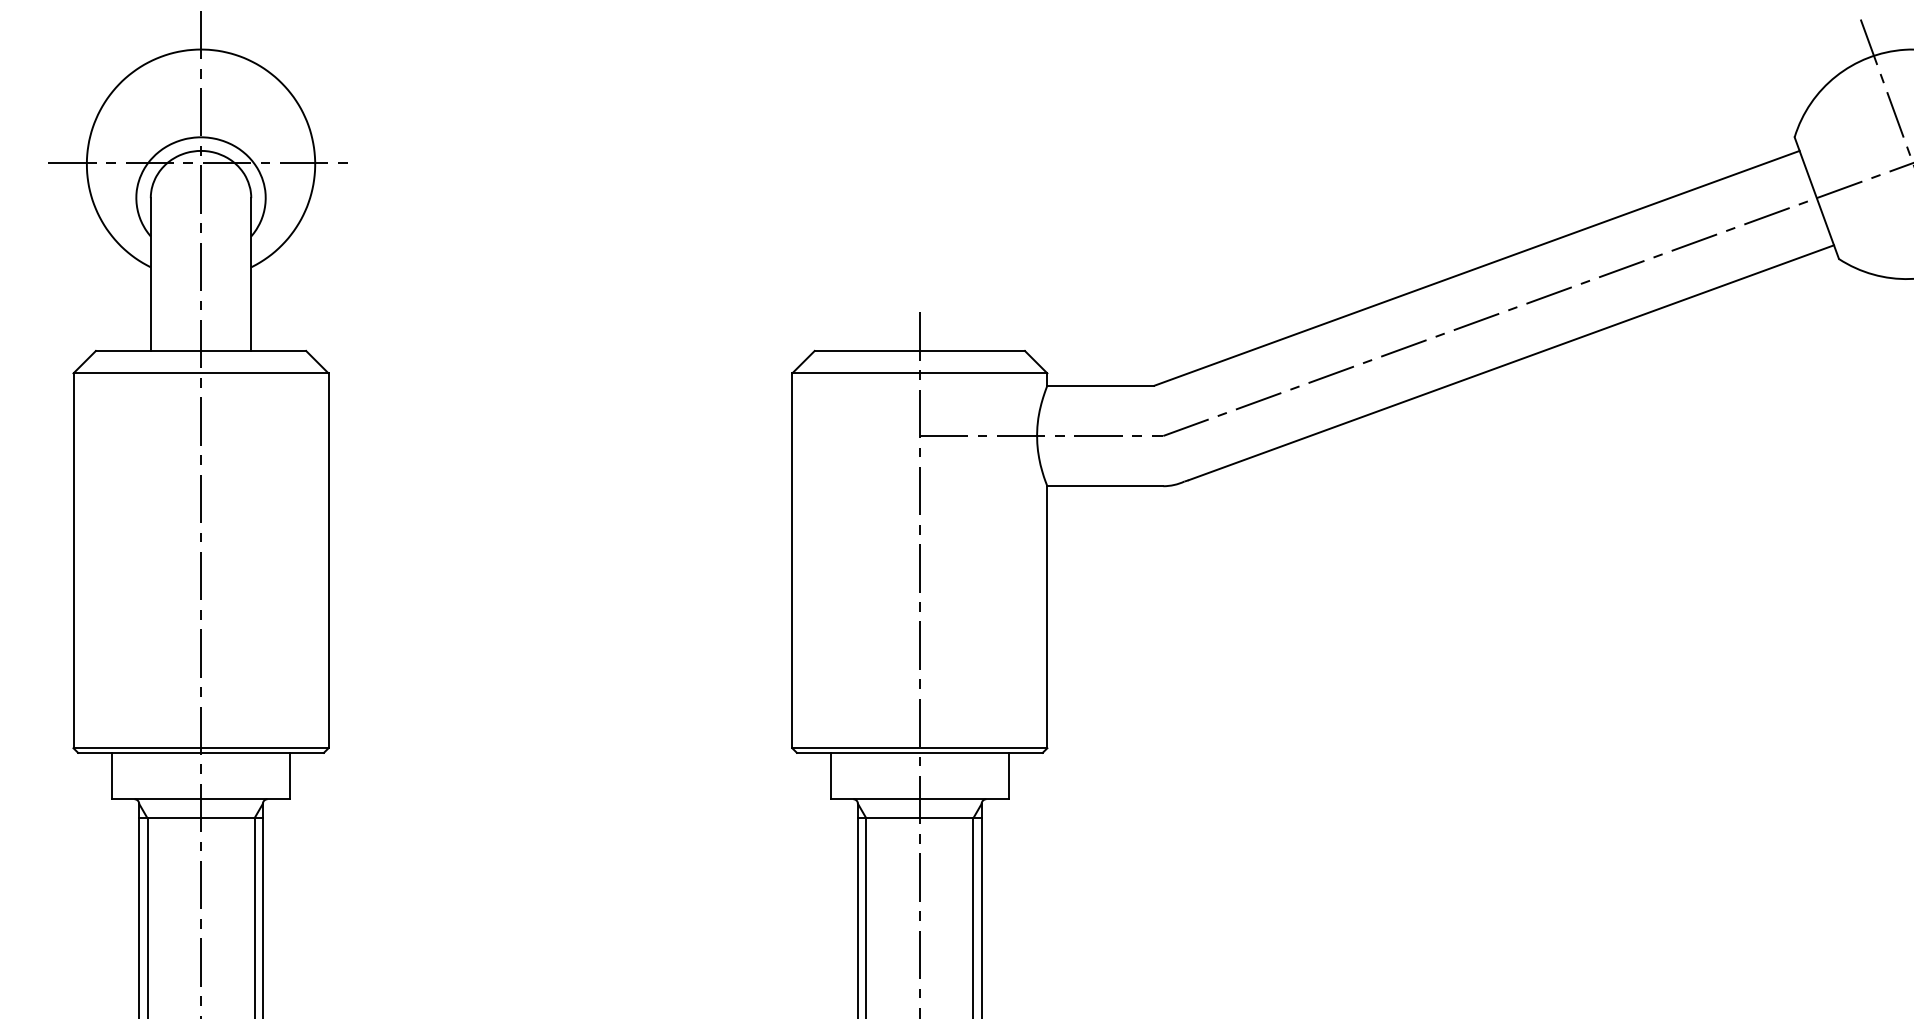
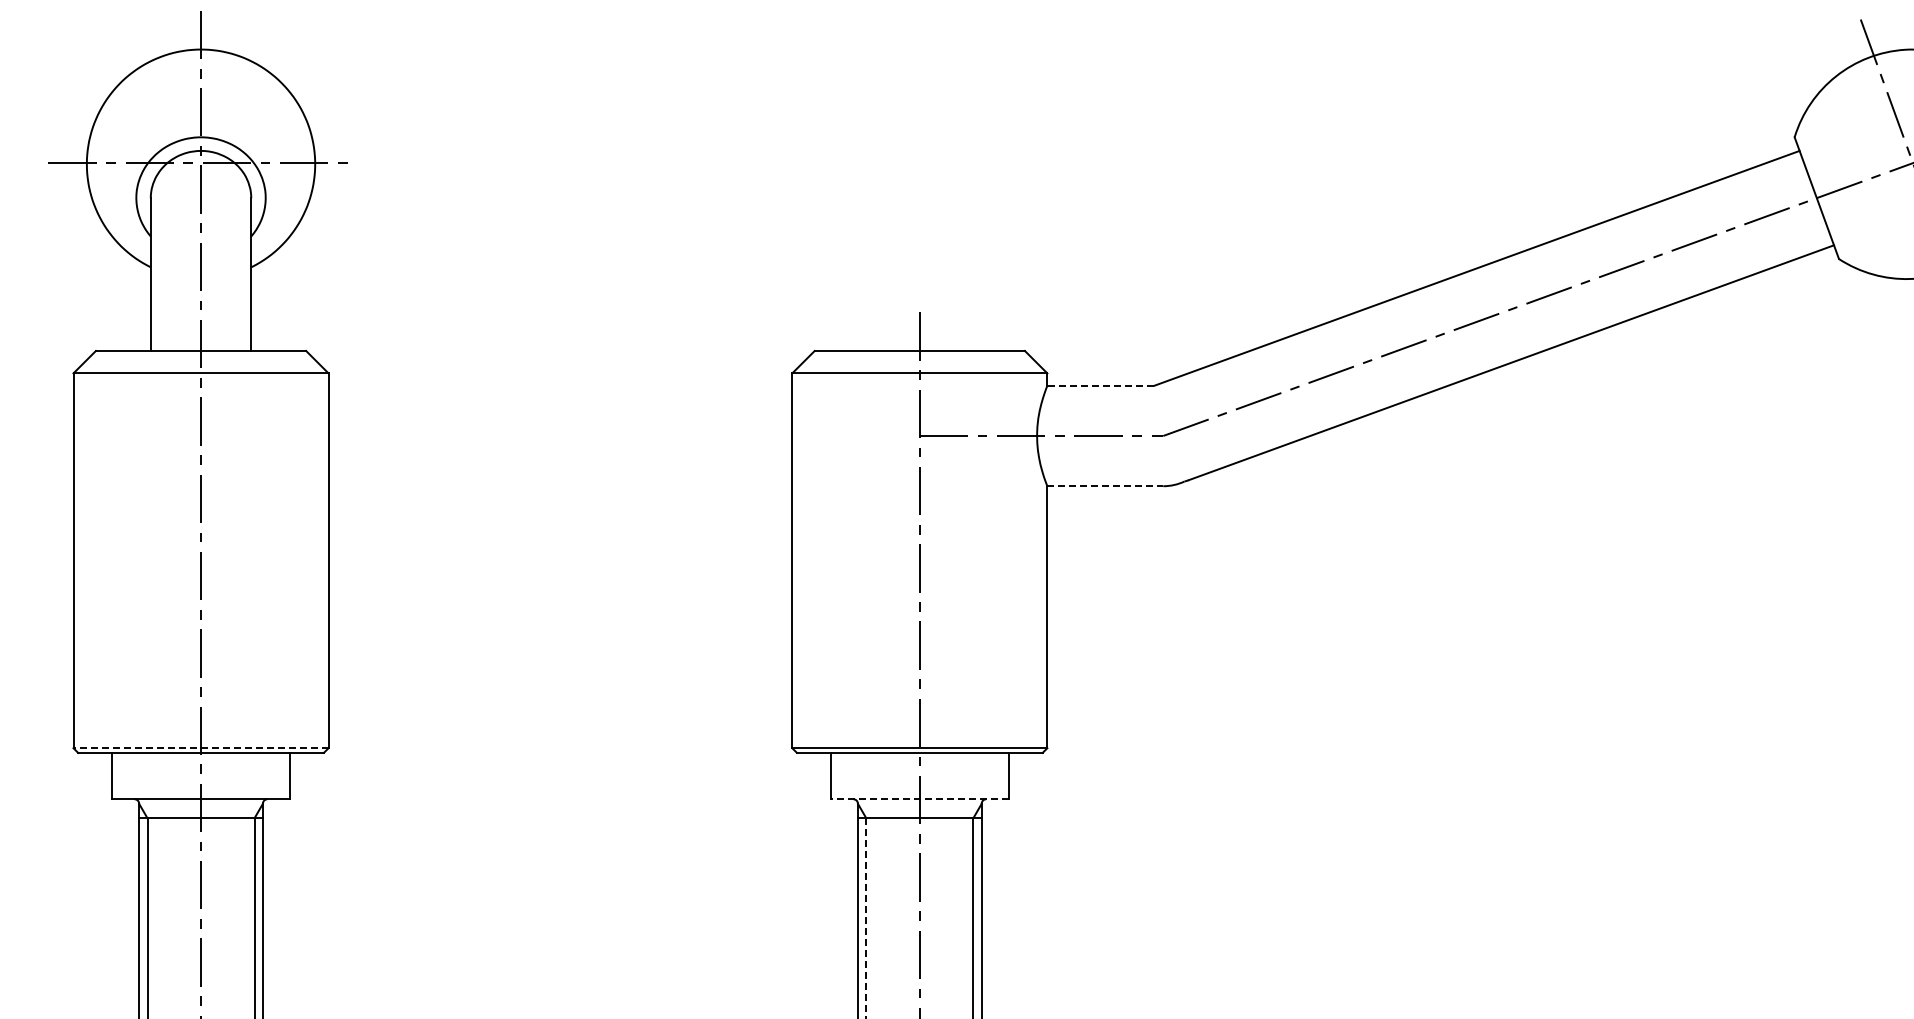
line: solid -> dashed (1100, 385)
line: solid -> dashed (1105, 486)
line: solid -> dashed (201, 748)
line: solid -> dashed (919, 799)
line: solid -> dashed (866, 919)
